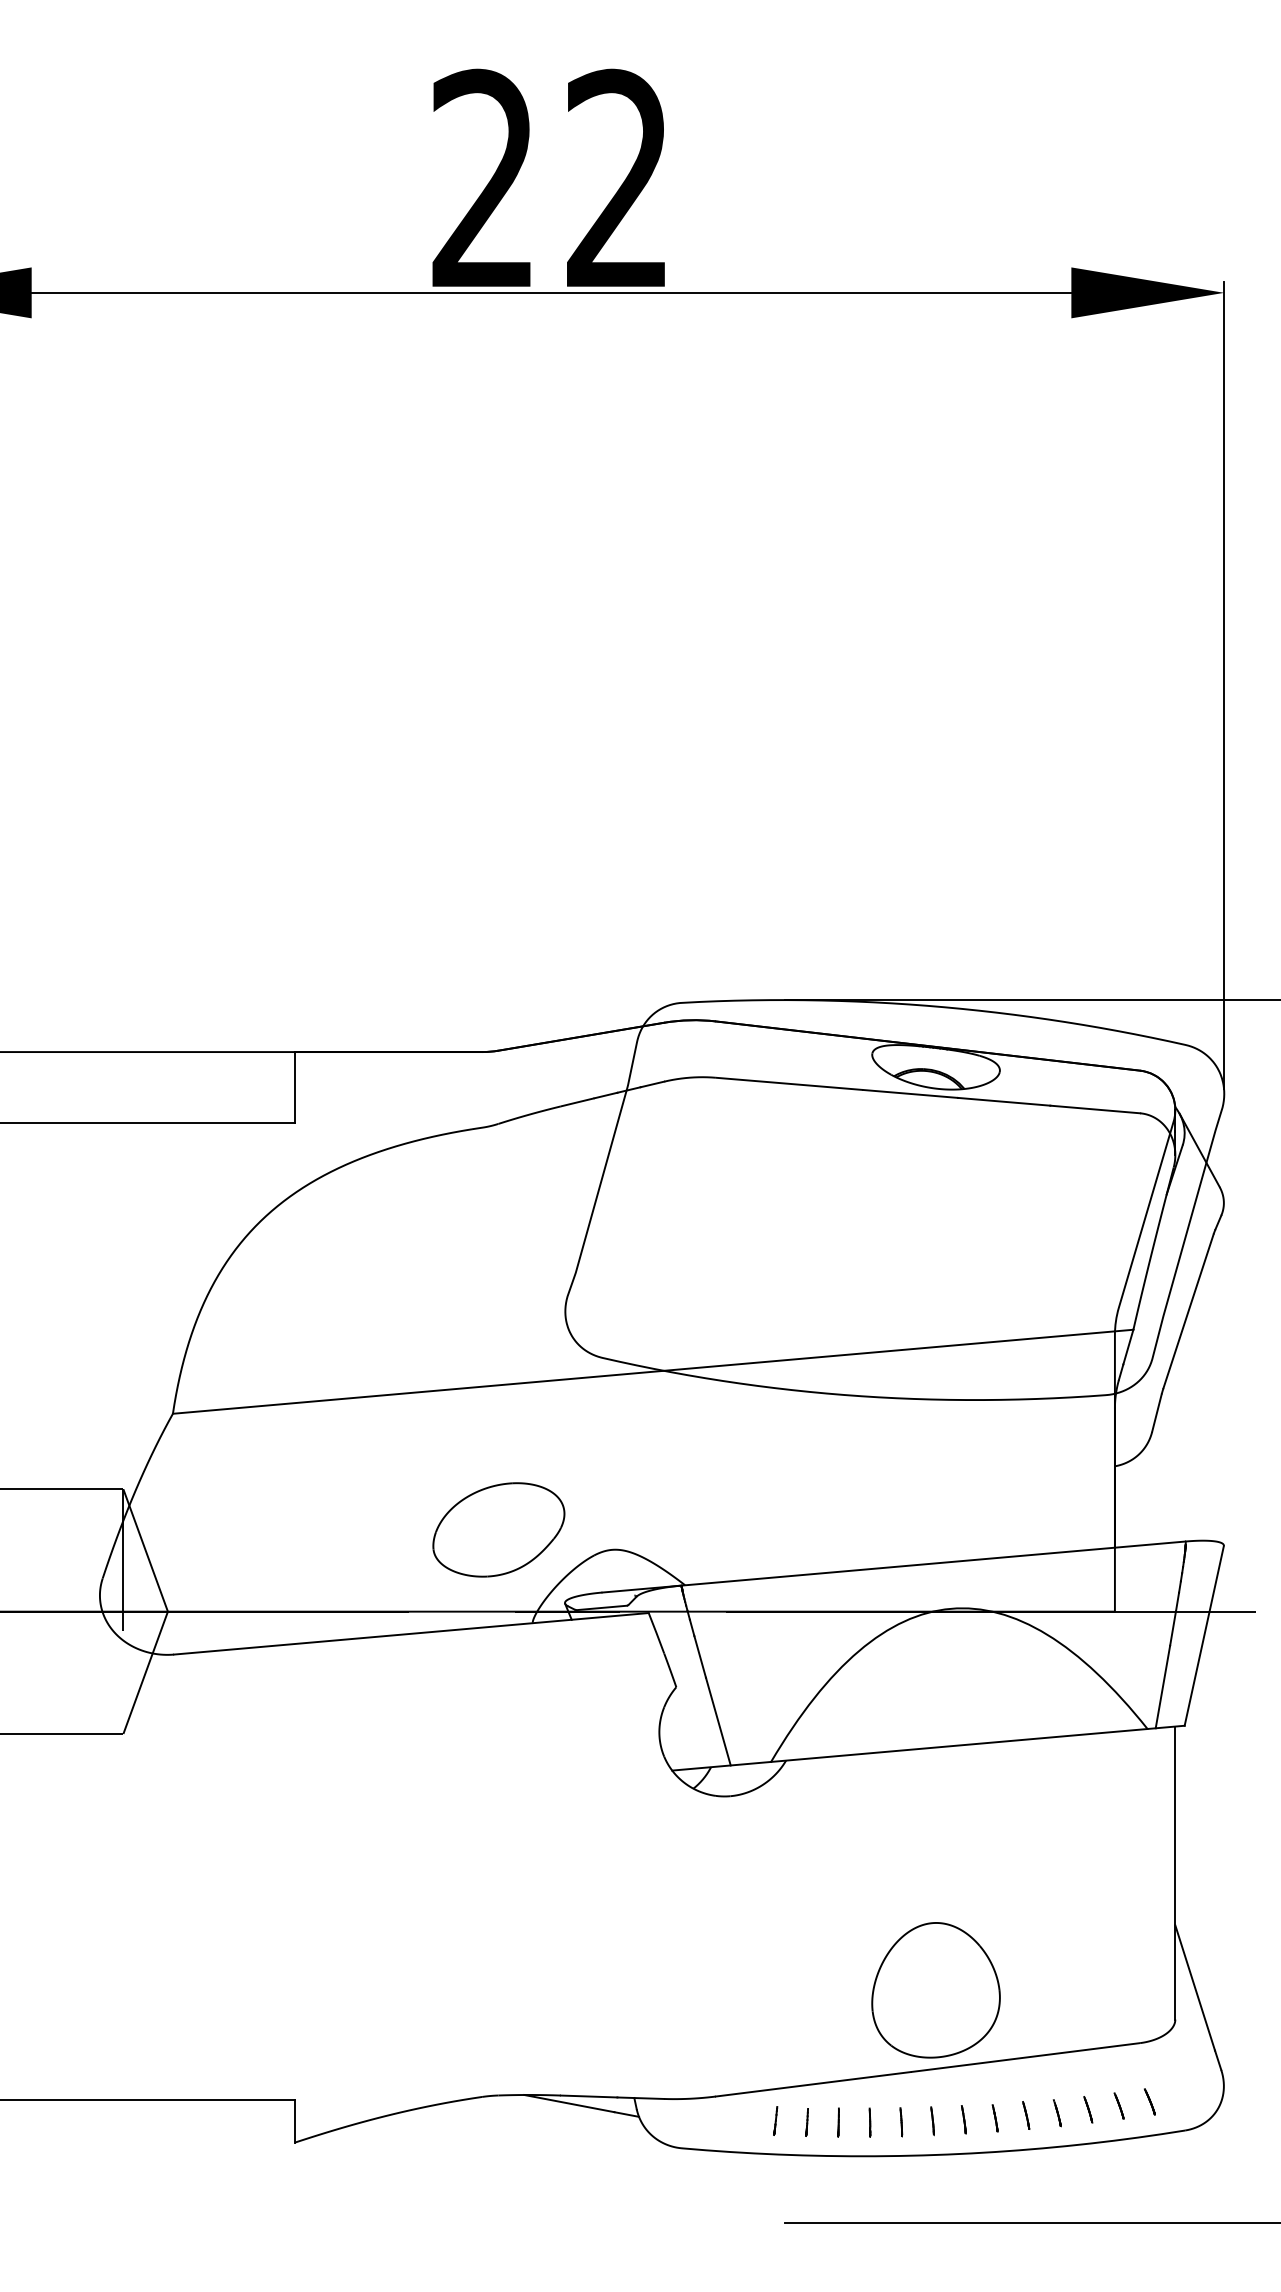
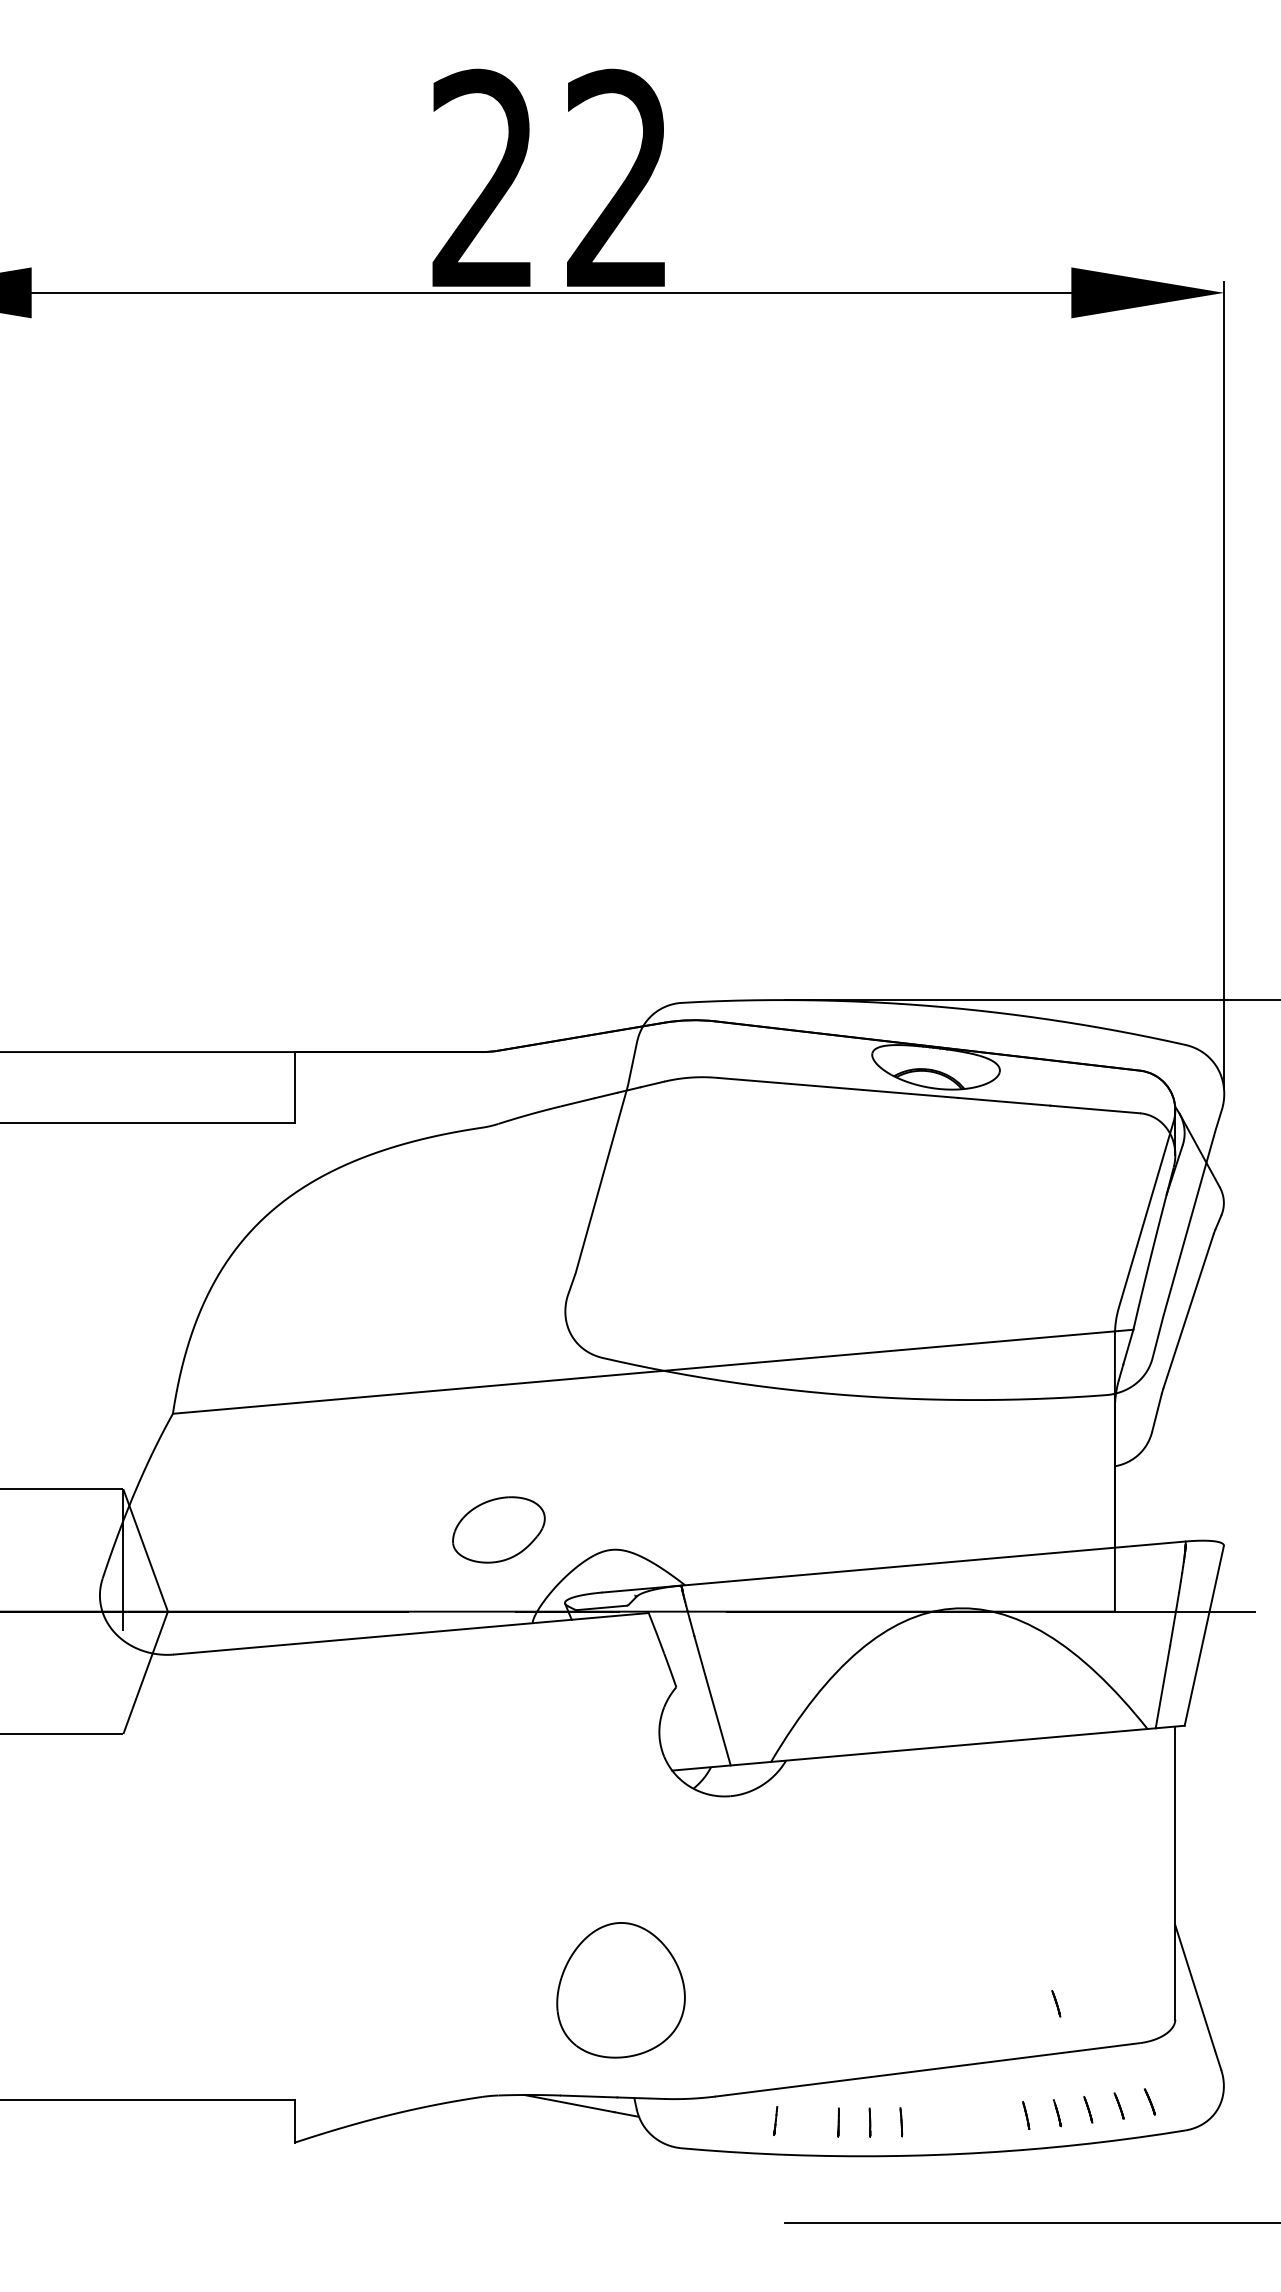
part size: 134x96 px -> 94x68 px (498, 1529)
part position: (935, 1990) -> (620, 1990) (620, 1990)
line: none -> present (1056, 2003)
line: present -> none (994, 2118)
line: present -> none (963, 2119)
line: present -> none (932, 2121)
line: present -> none (806, 2122)
